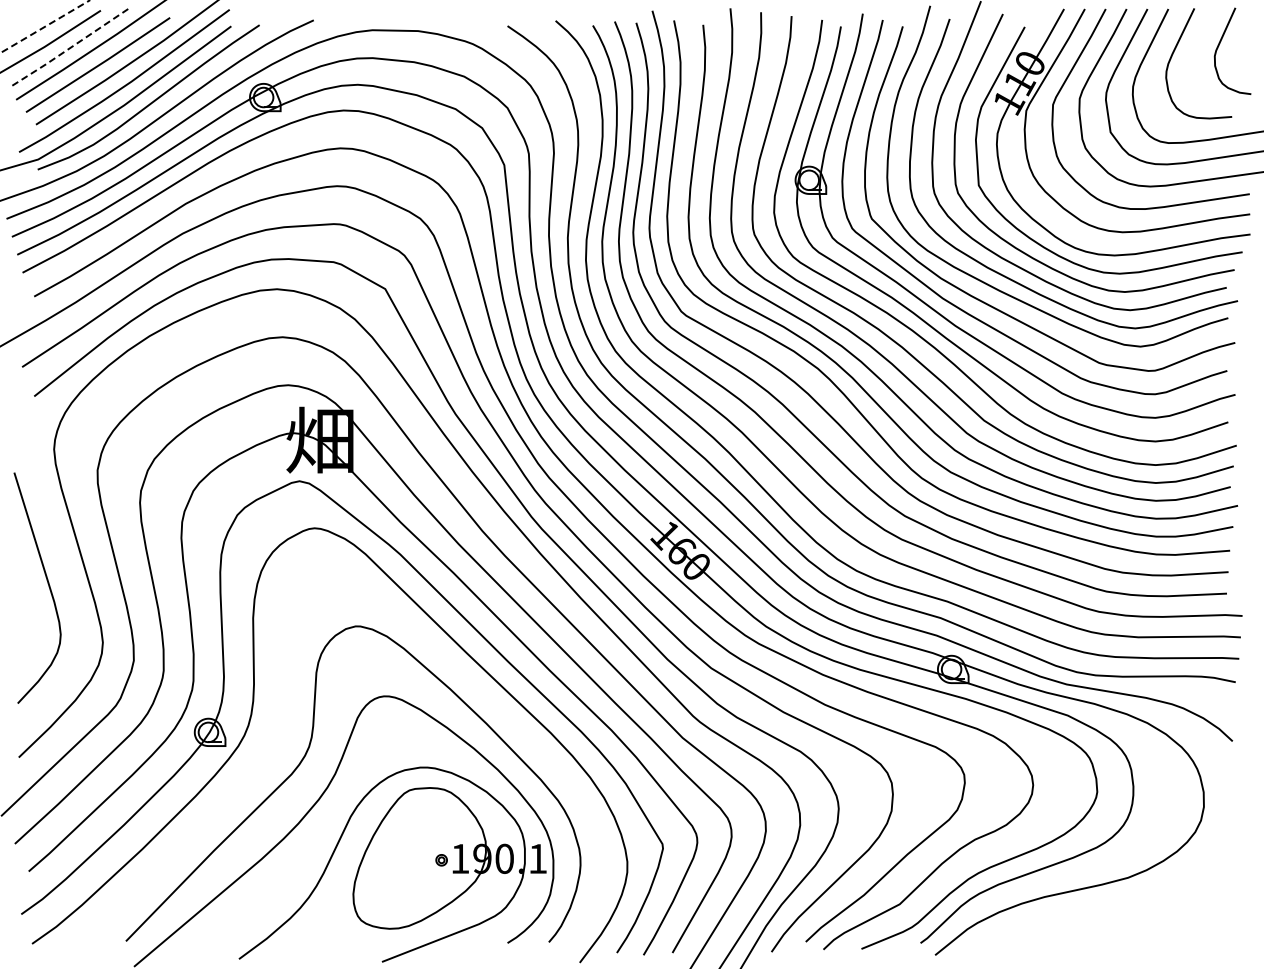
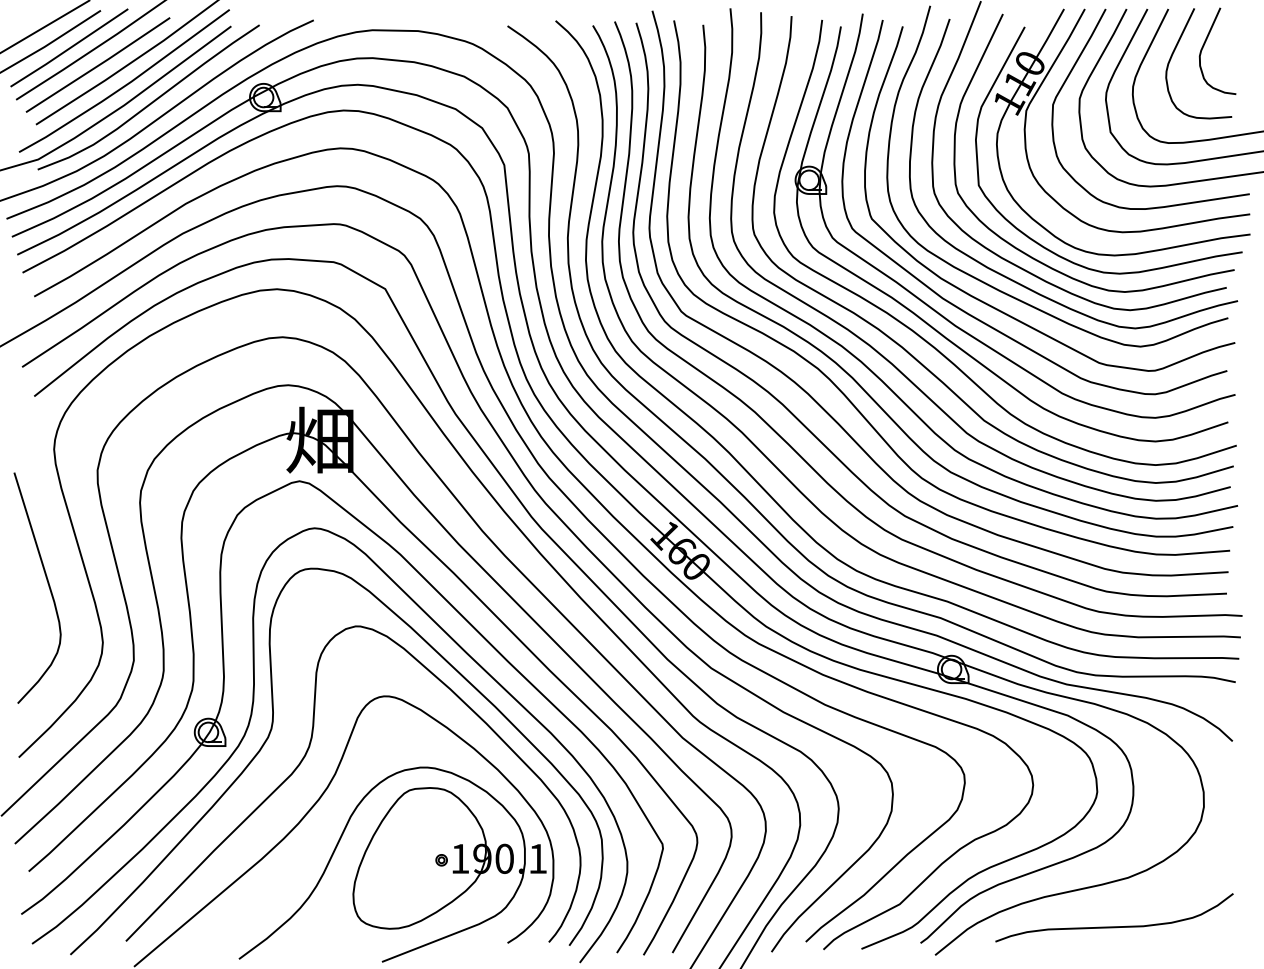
line: dashed -> solid (45, 26)
curve position: (1219, 46) -> (1204, 46) (1204, 46)
line: dashed -> solid (69, 48)
curve: none -> present (269, 737)
curve: none -> present (1114, 926)
